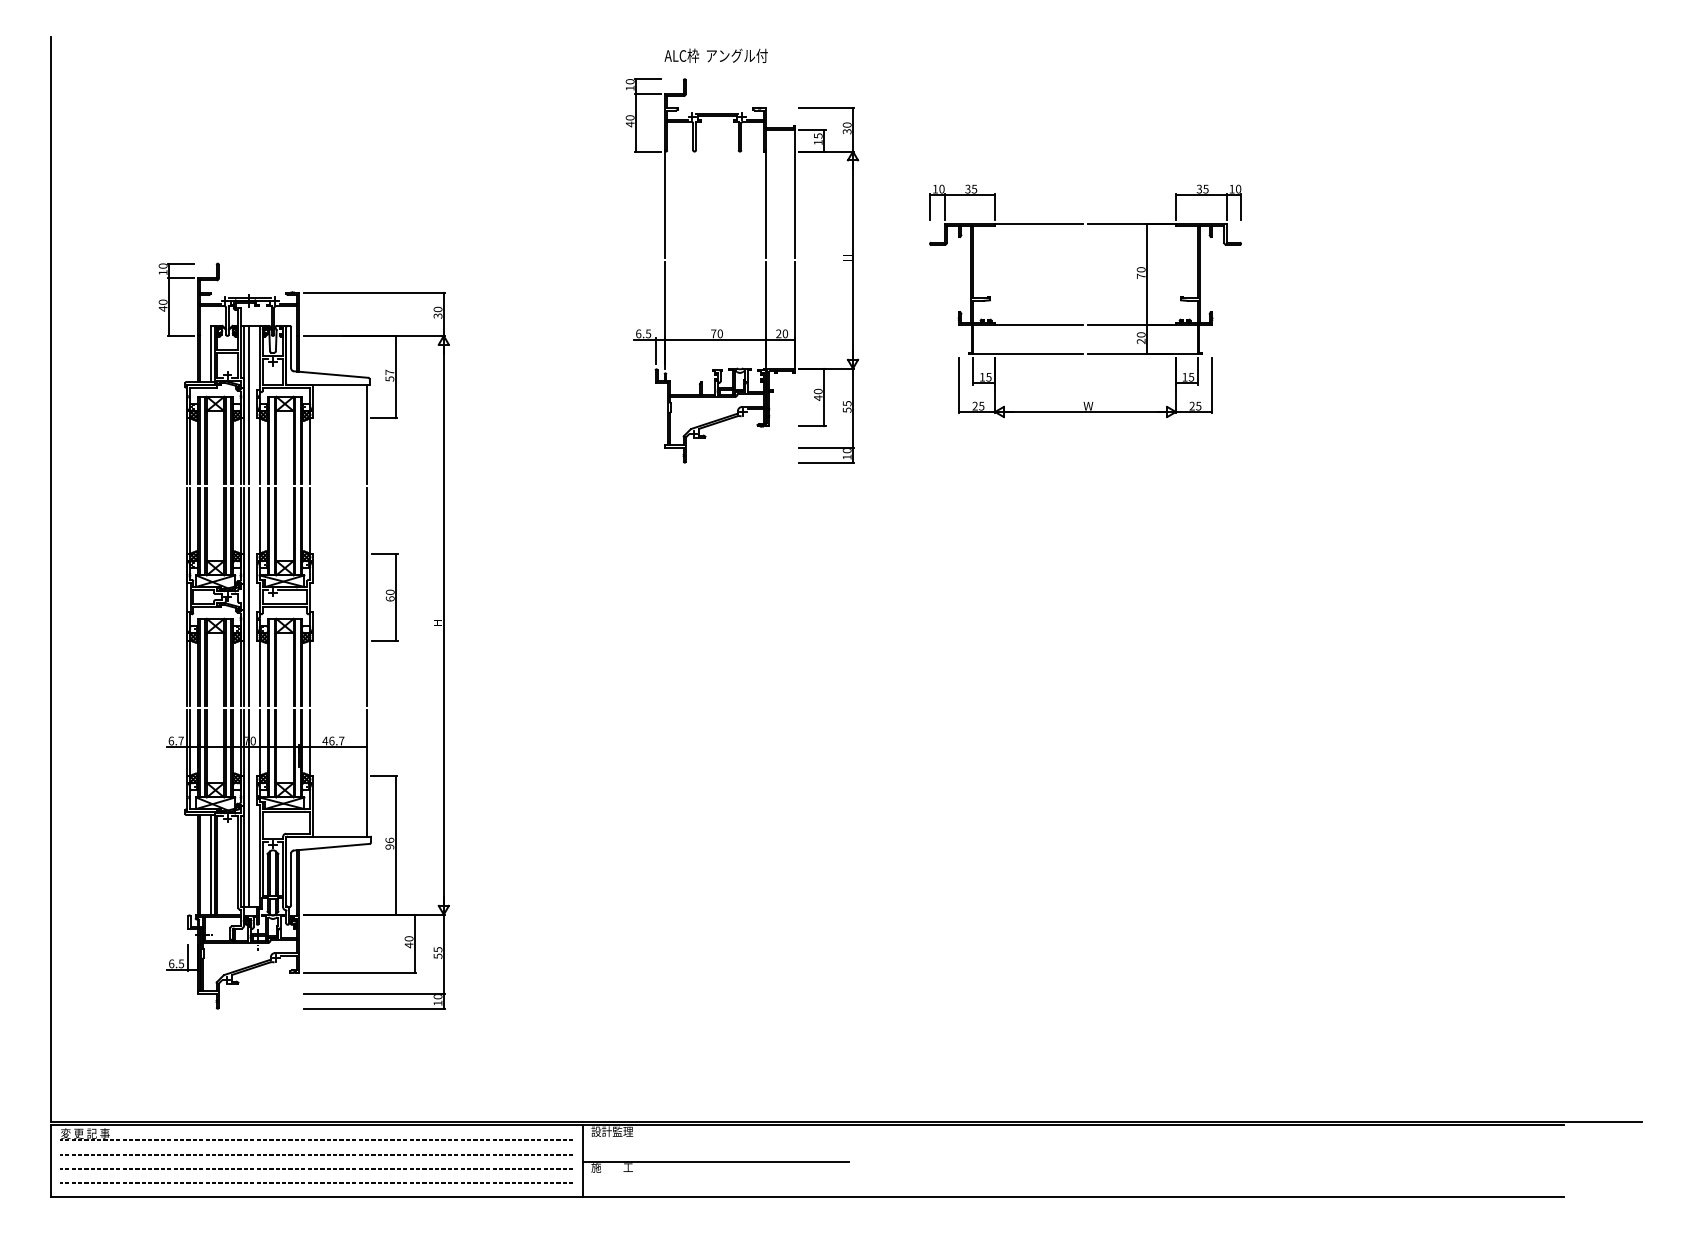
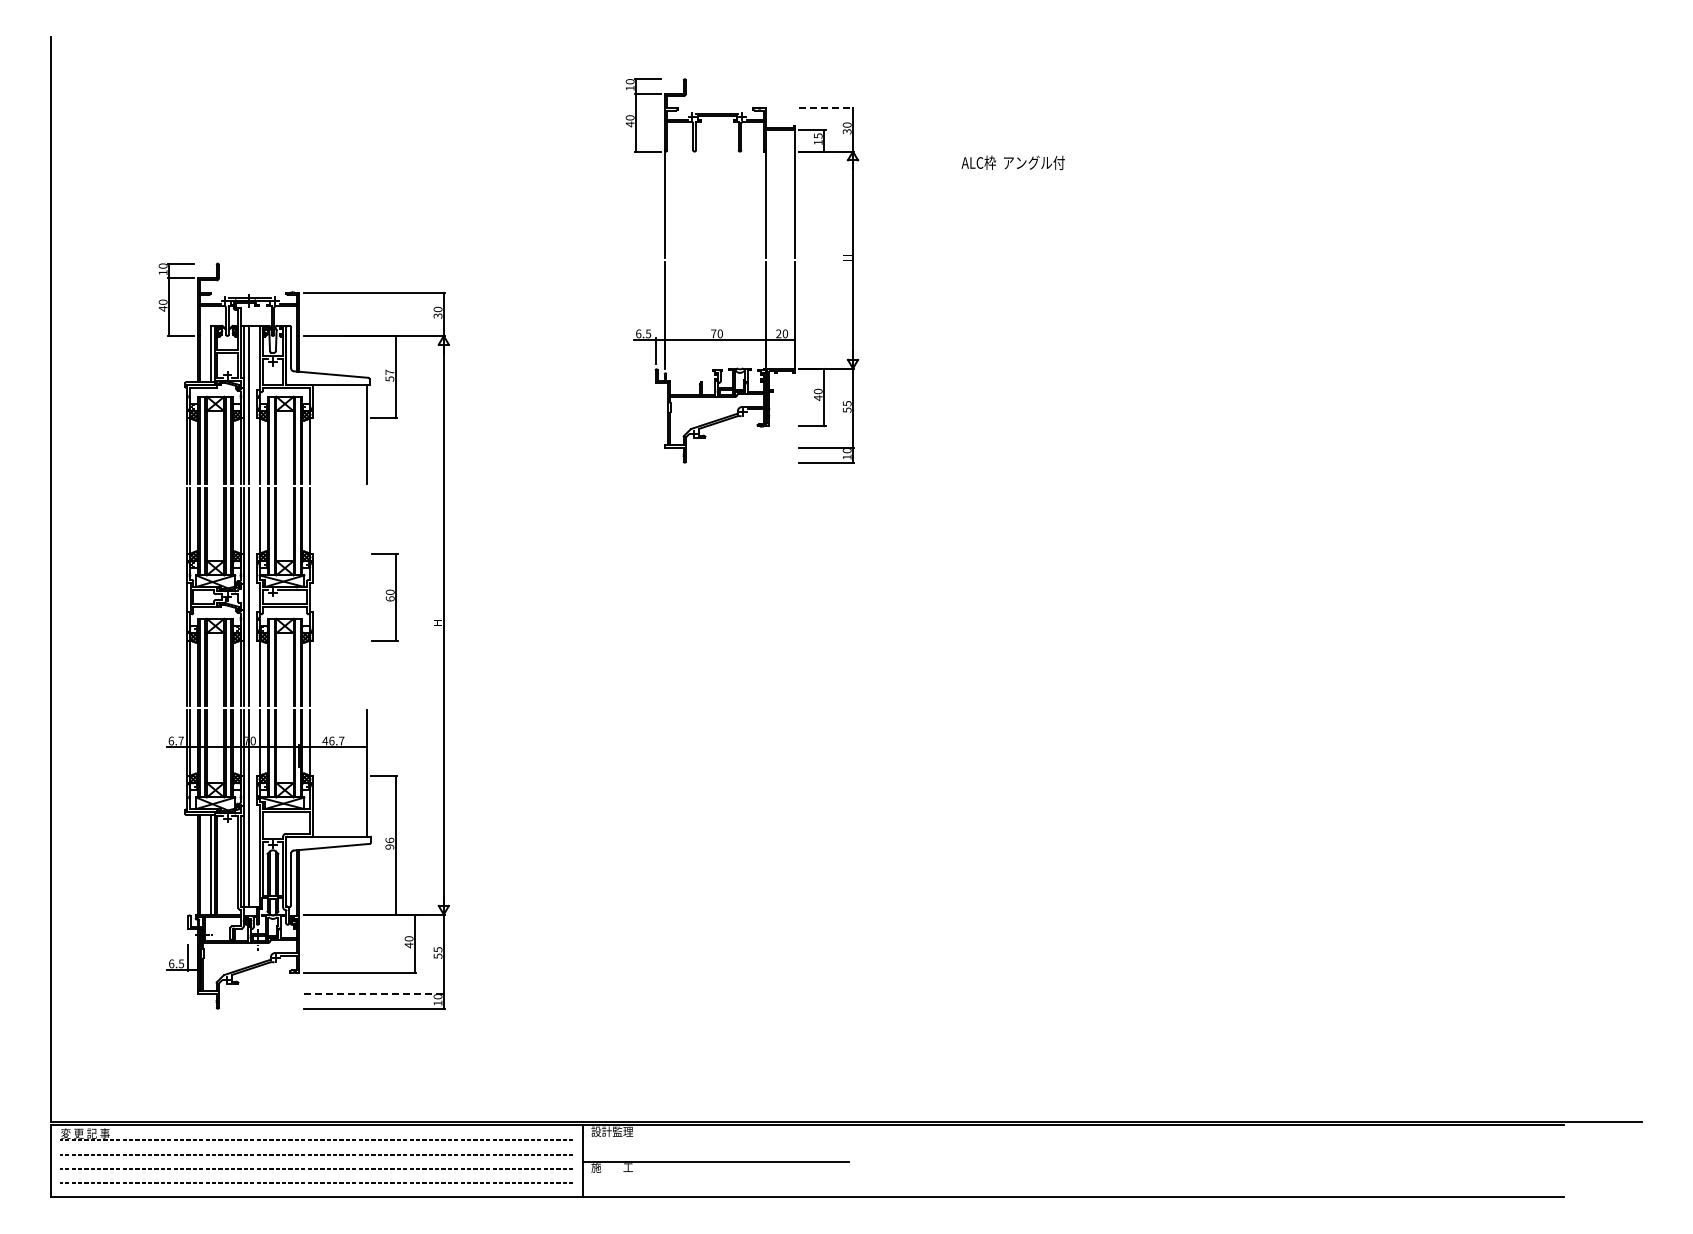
text position: (715, 55) -> (1012, 162) (1012, 162)
line: solid -> dashed (827, 108)
part: present -> none (1083, 324)
line: present -> none (366, 596)
line: solid -> dashed (374, 994)
